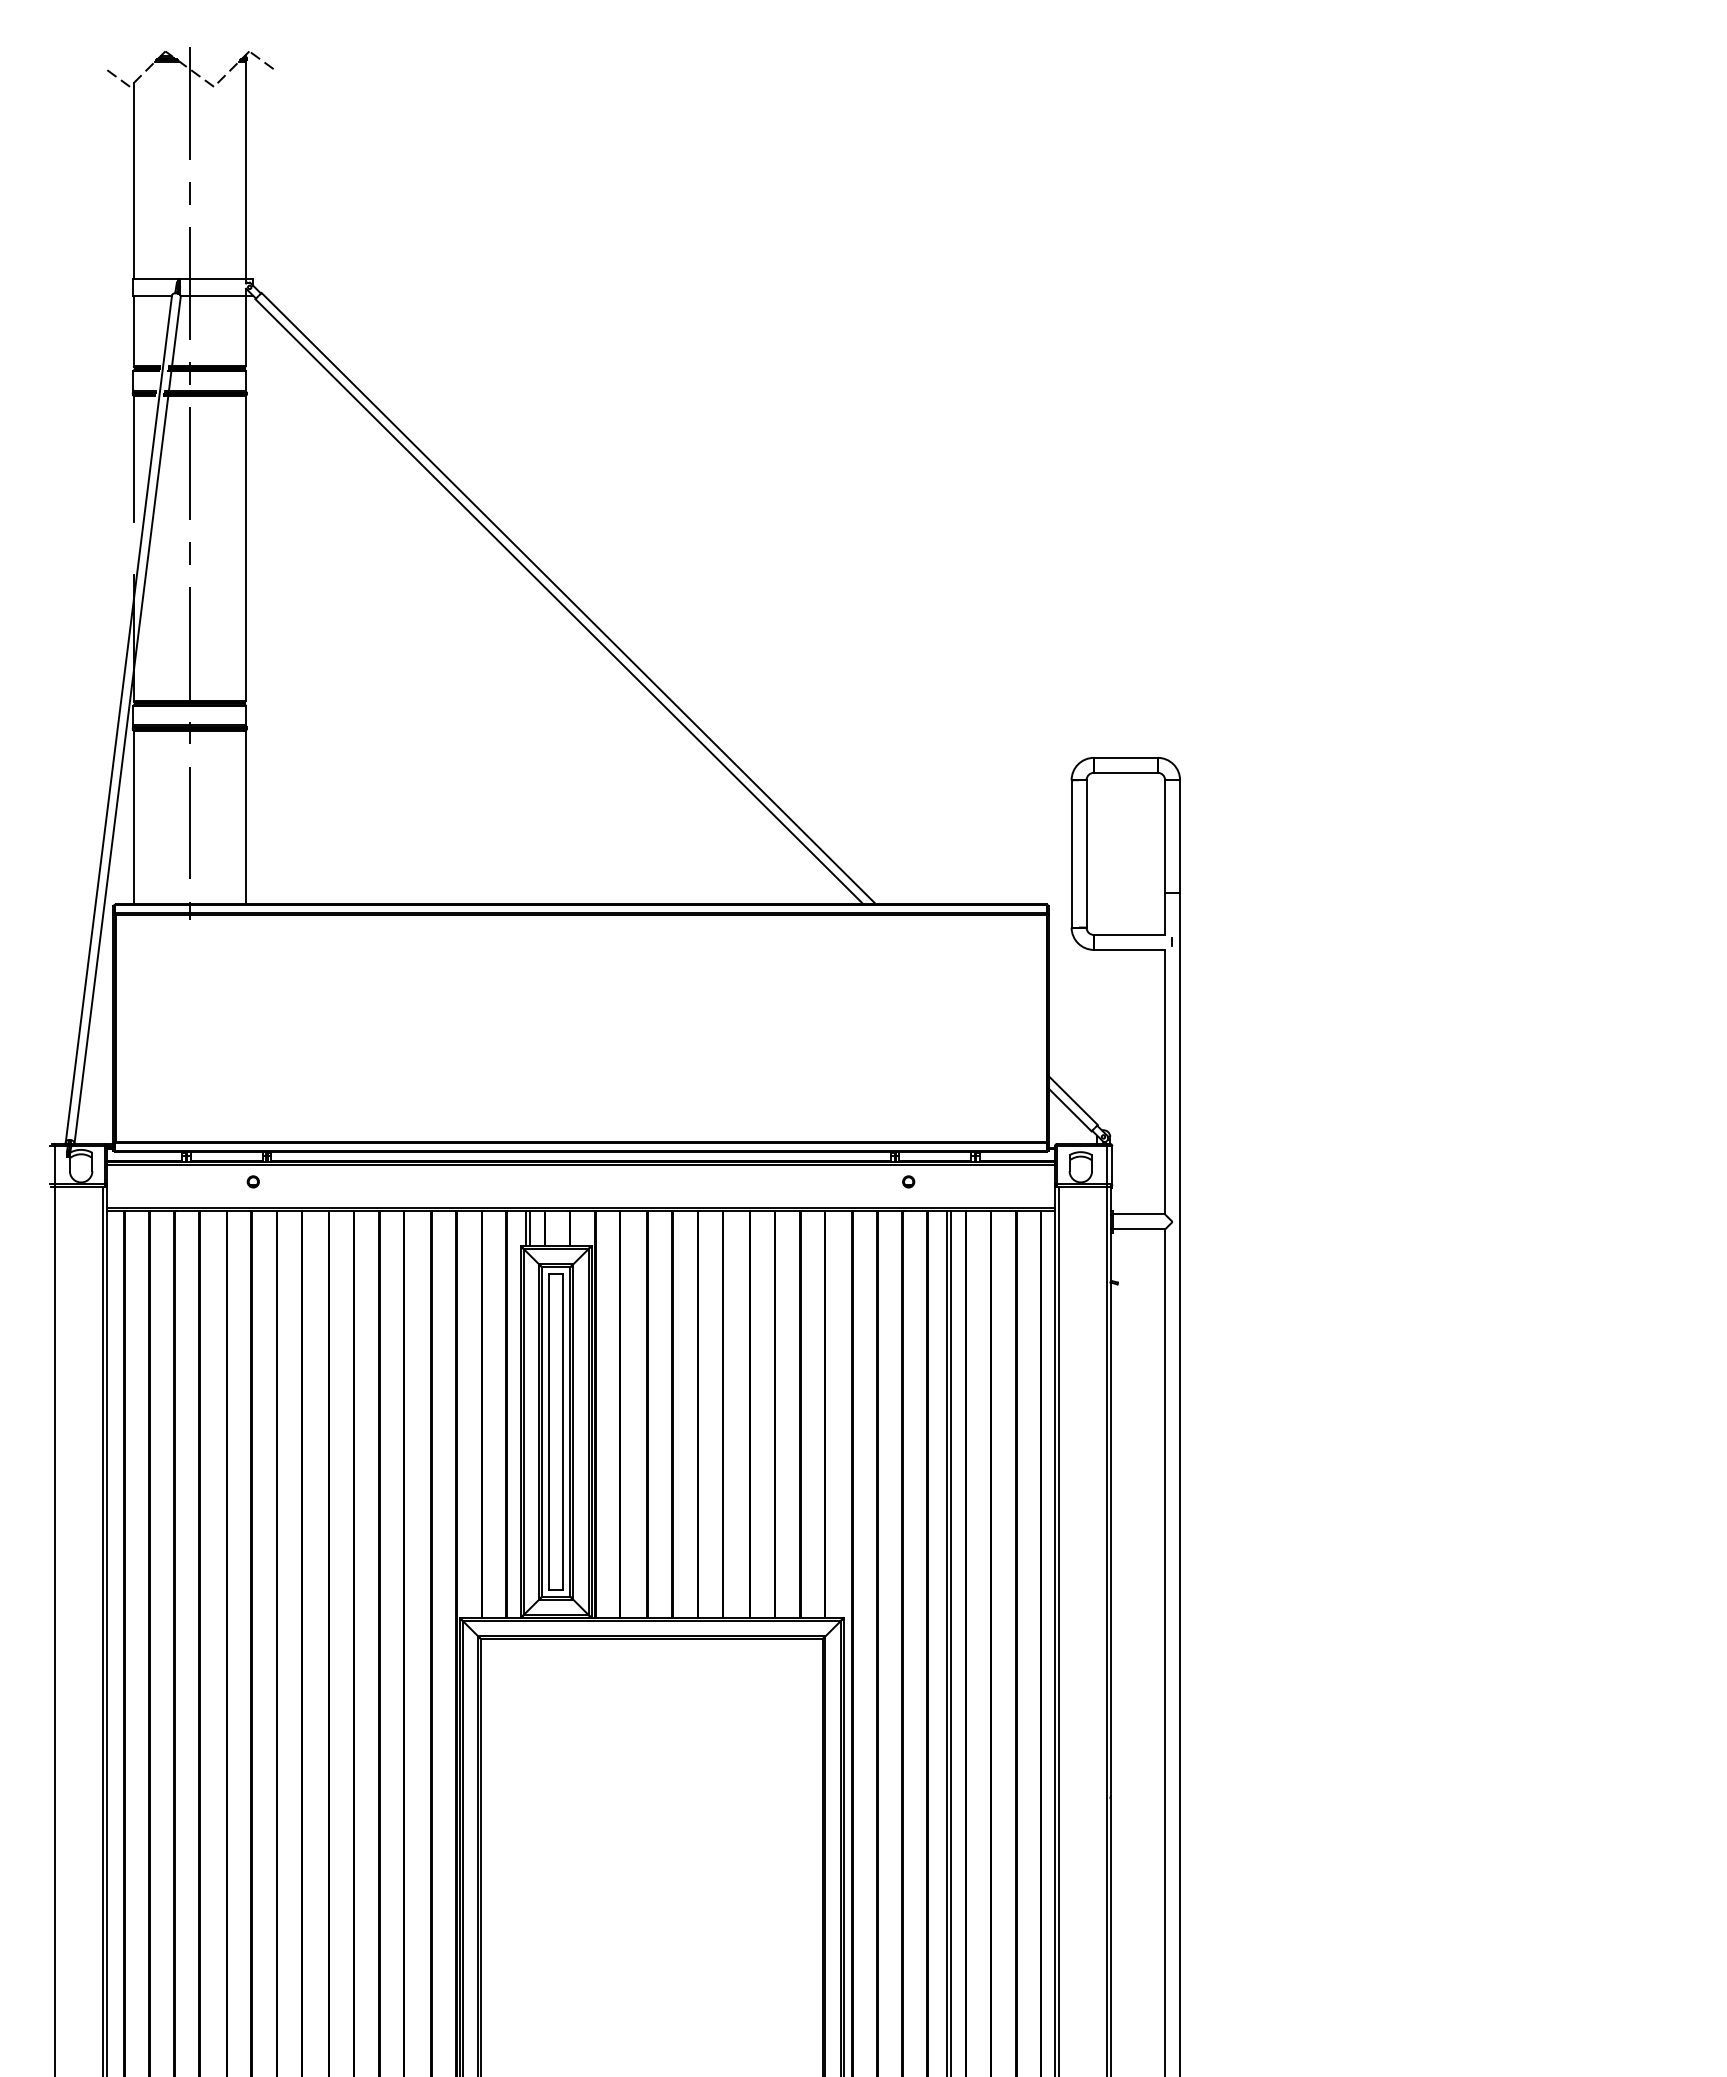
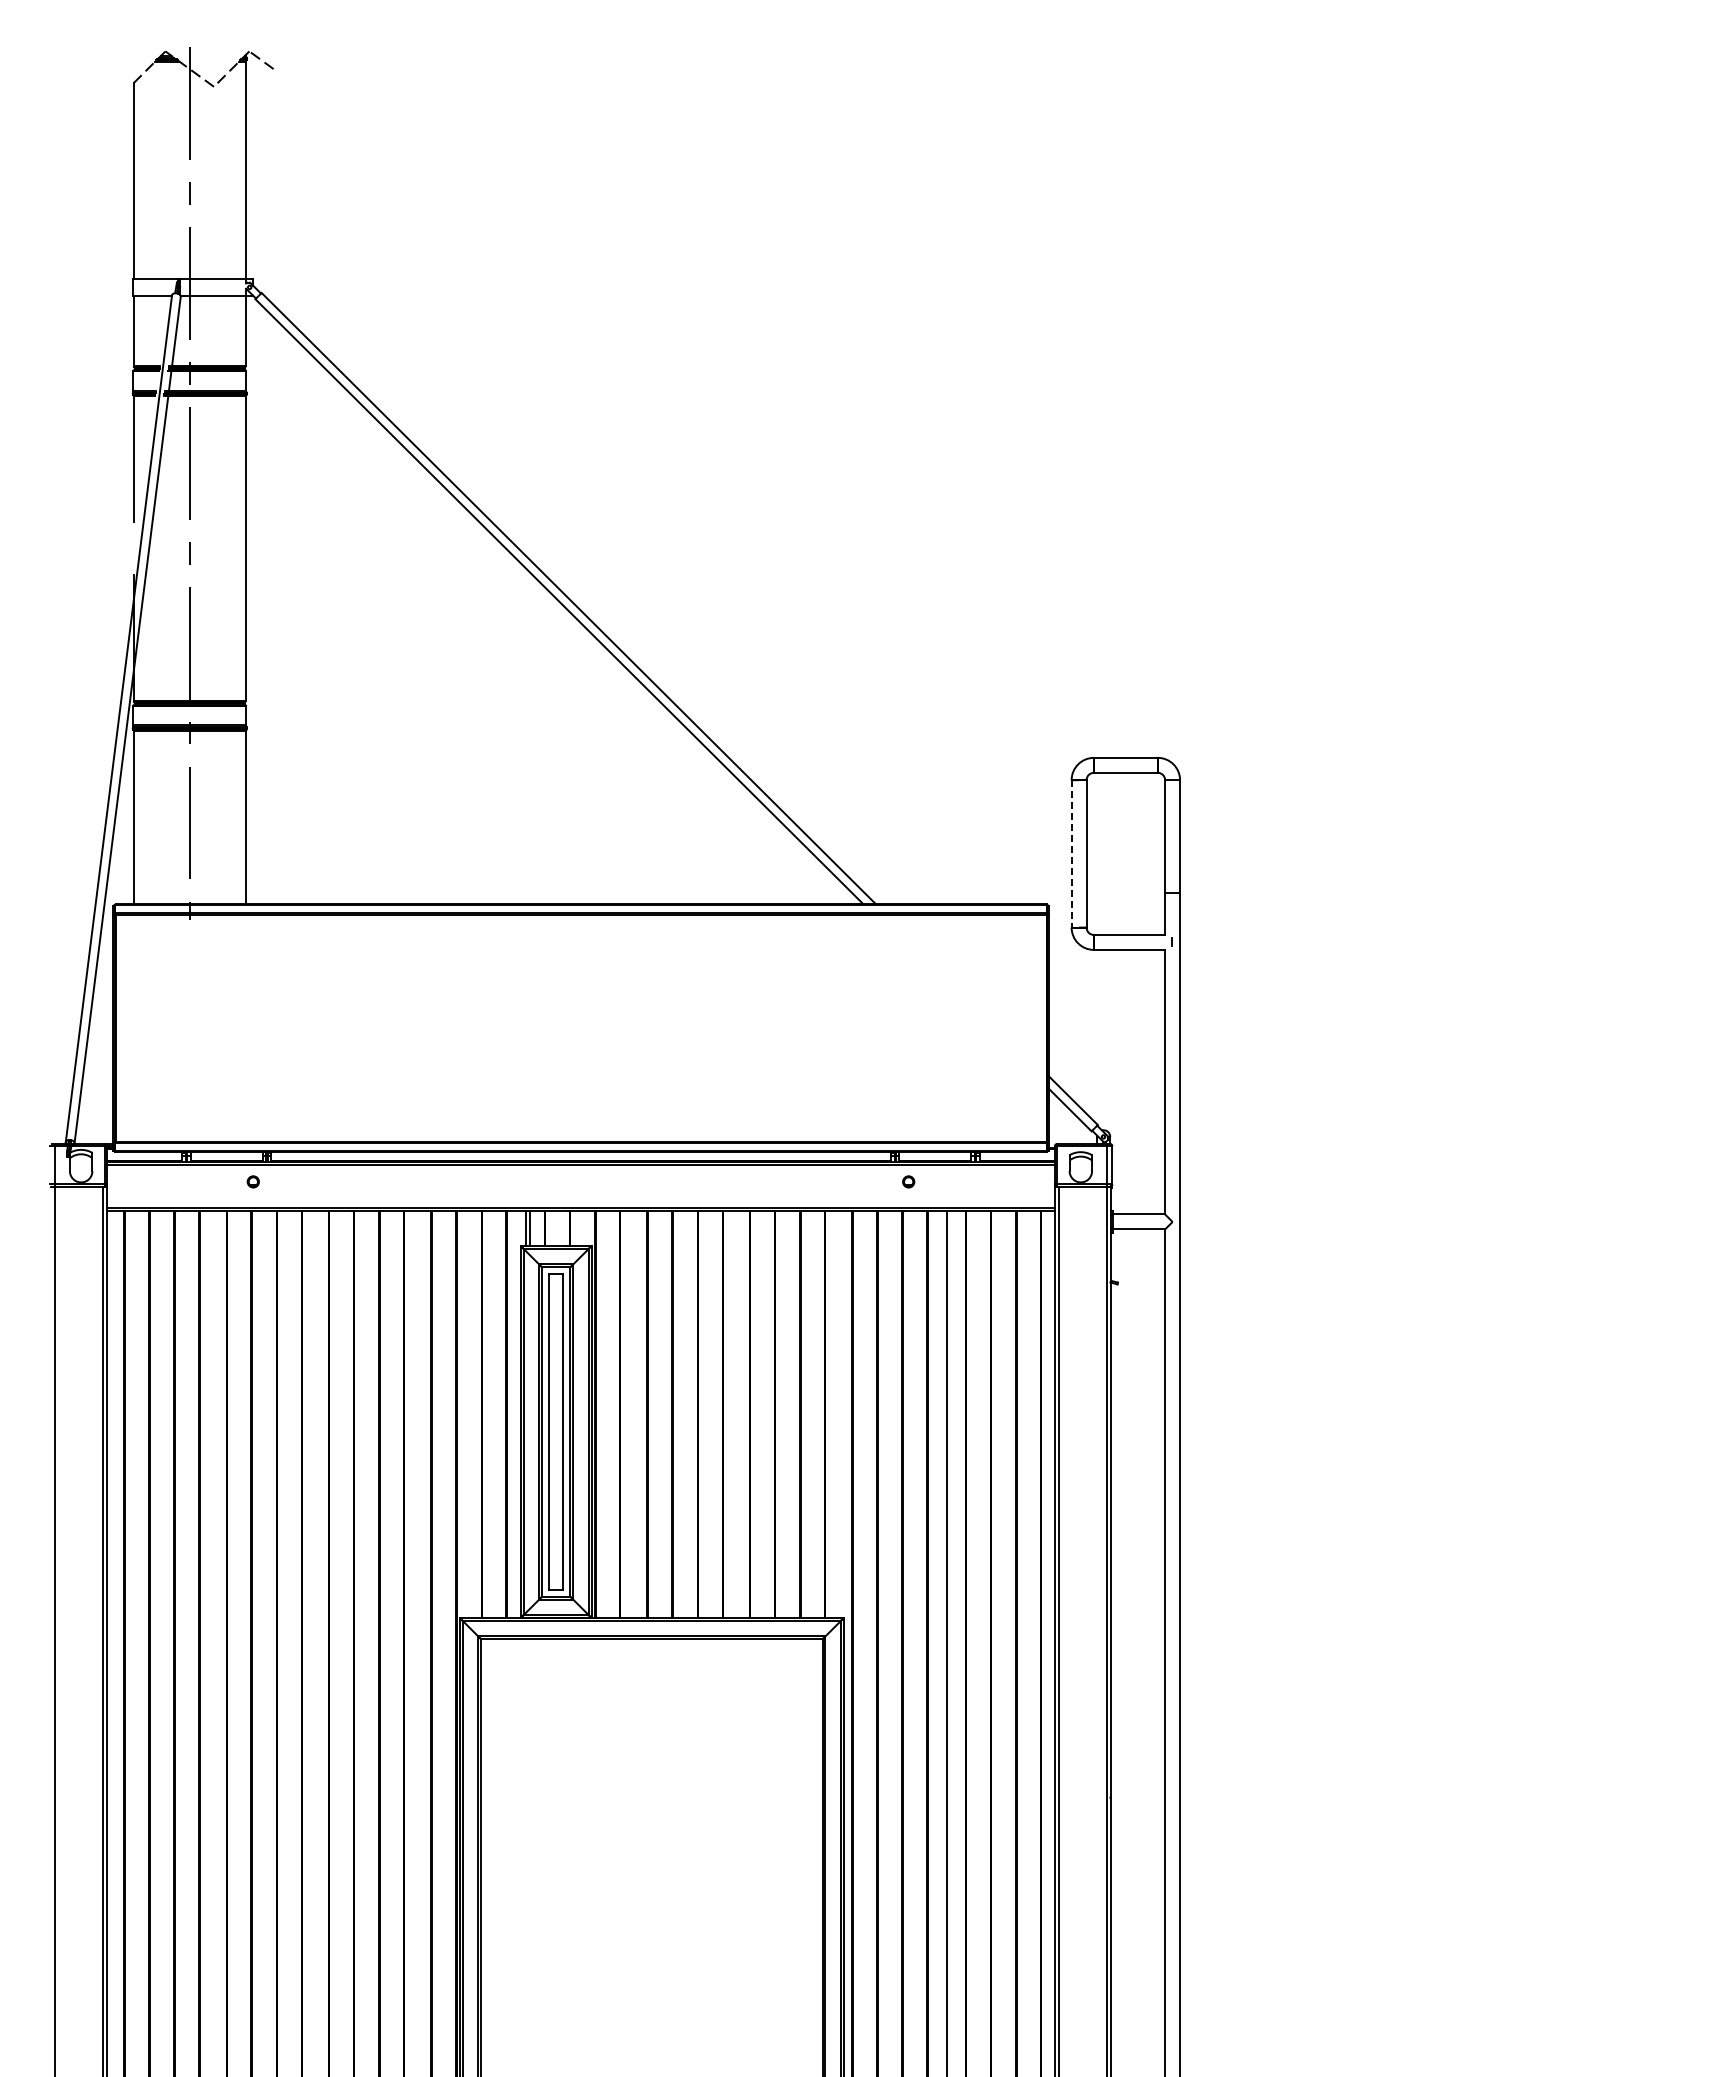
line: present -> none (117, 77)
line: solid -> dashed (1071, 853)
line: present -> none (950, 1642)
